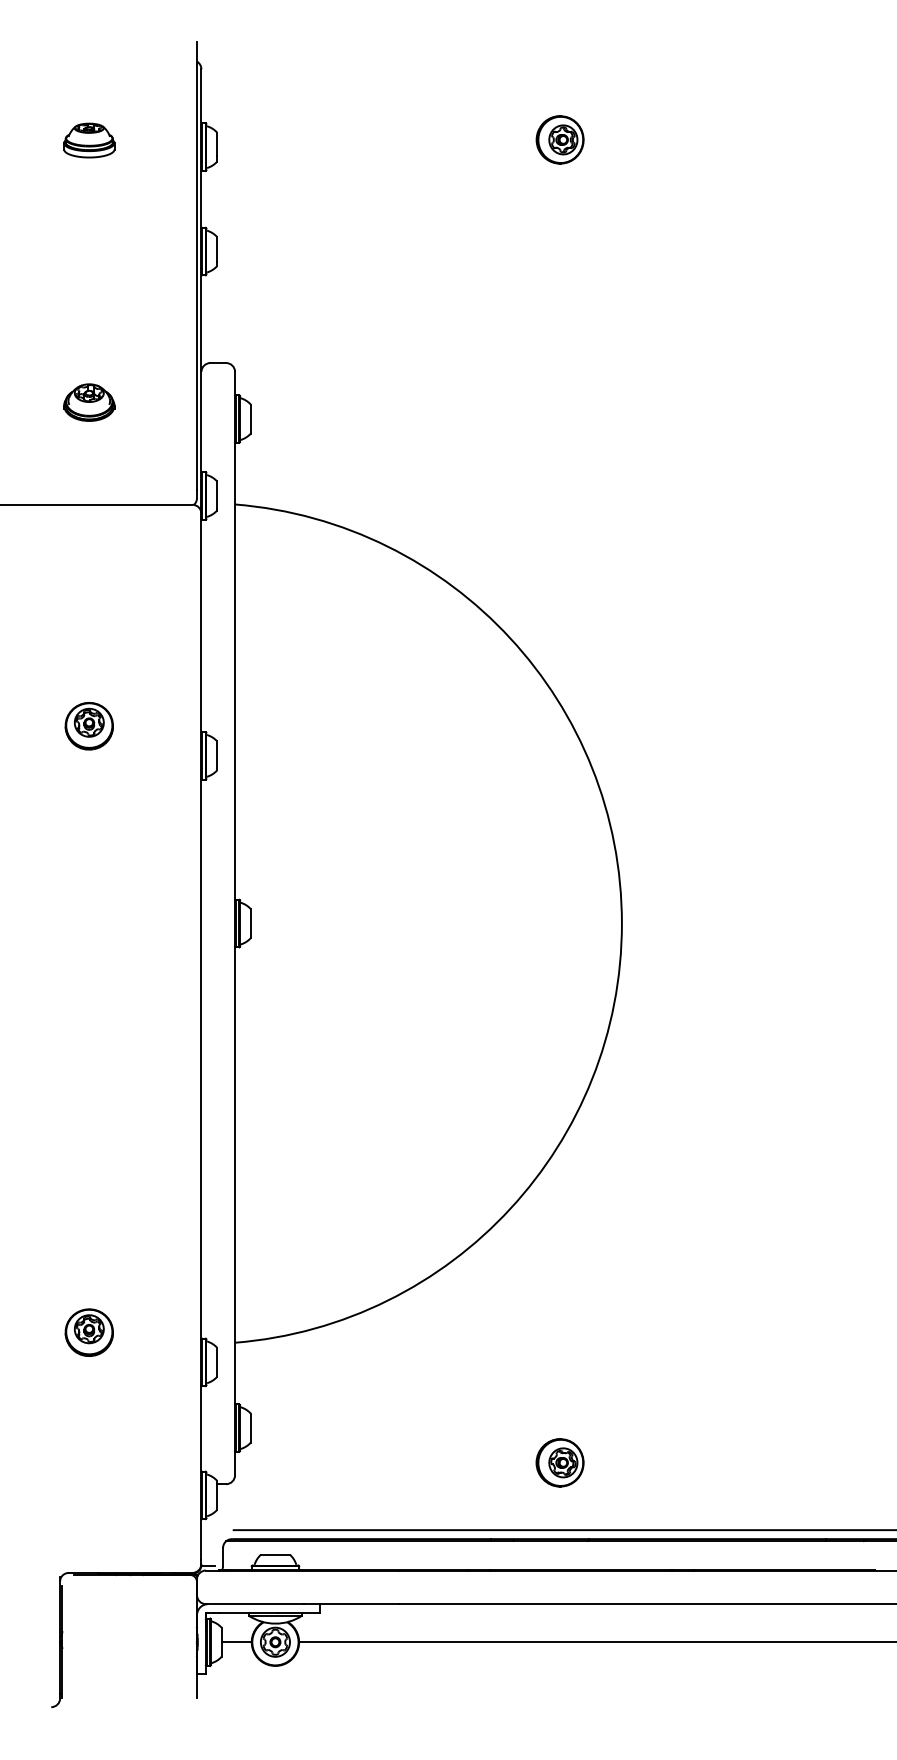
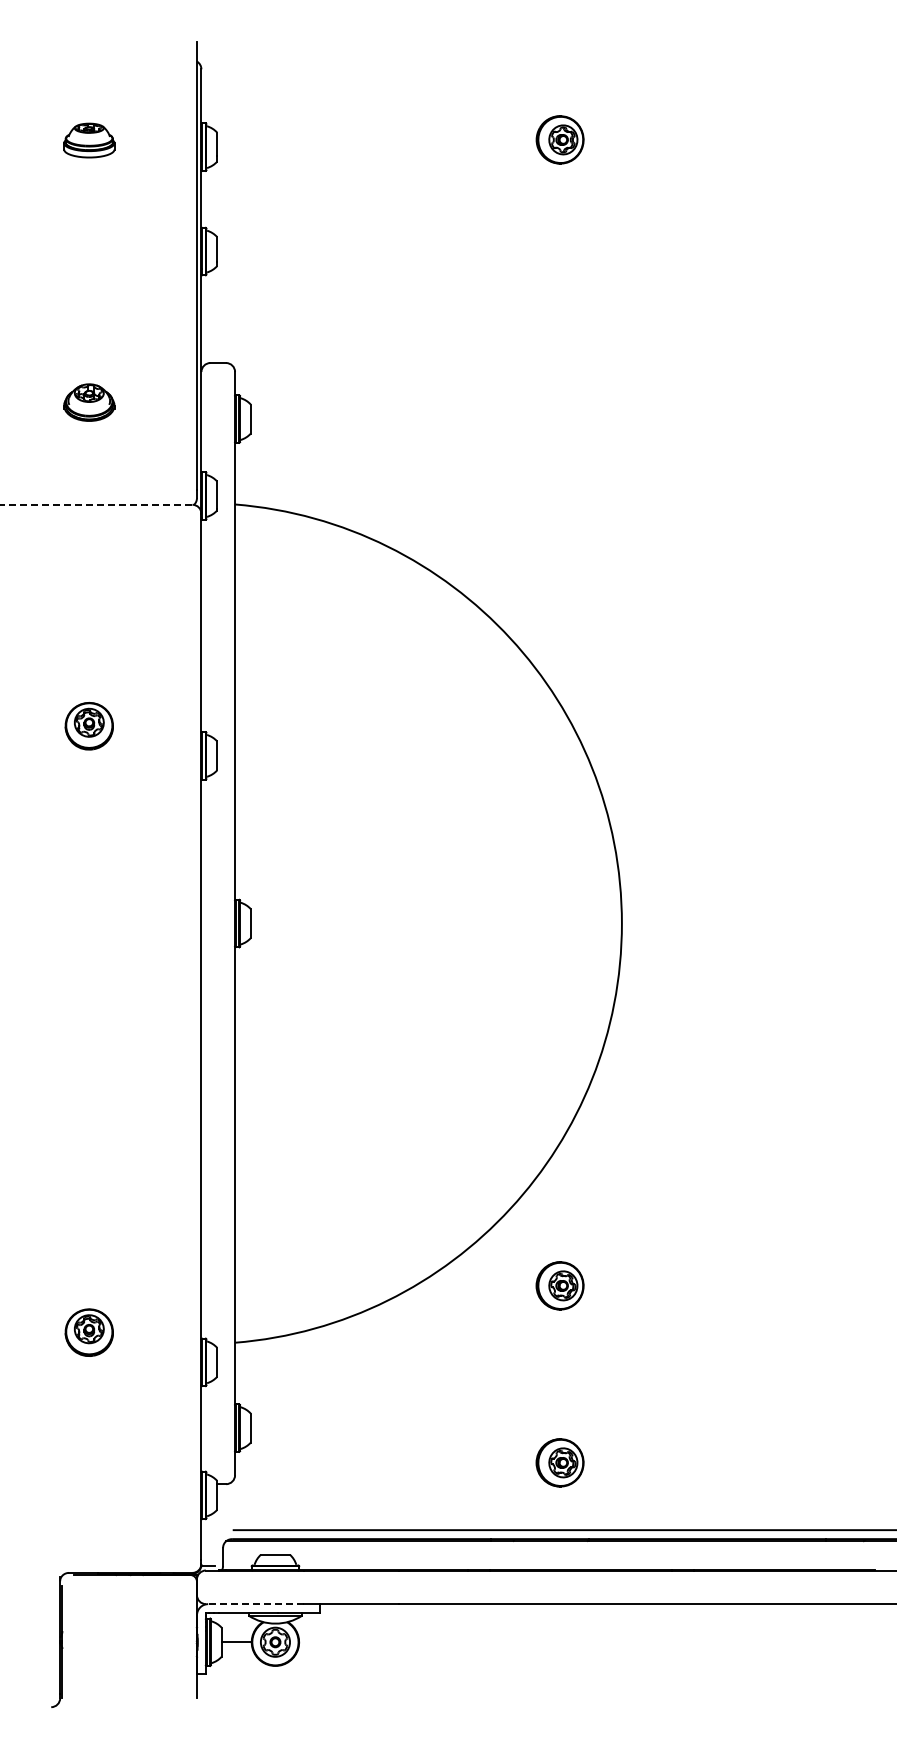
line: solid -> dashed (96, 504)
part: none -> present (559, 1285)
line: solid -> dashed (254, 1604)
line: present -> none (596, 1642)
